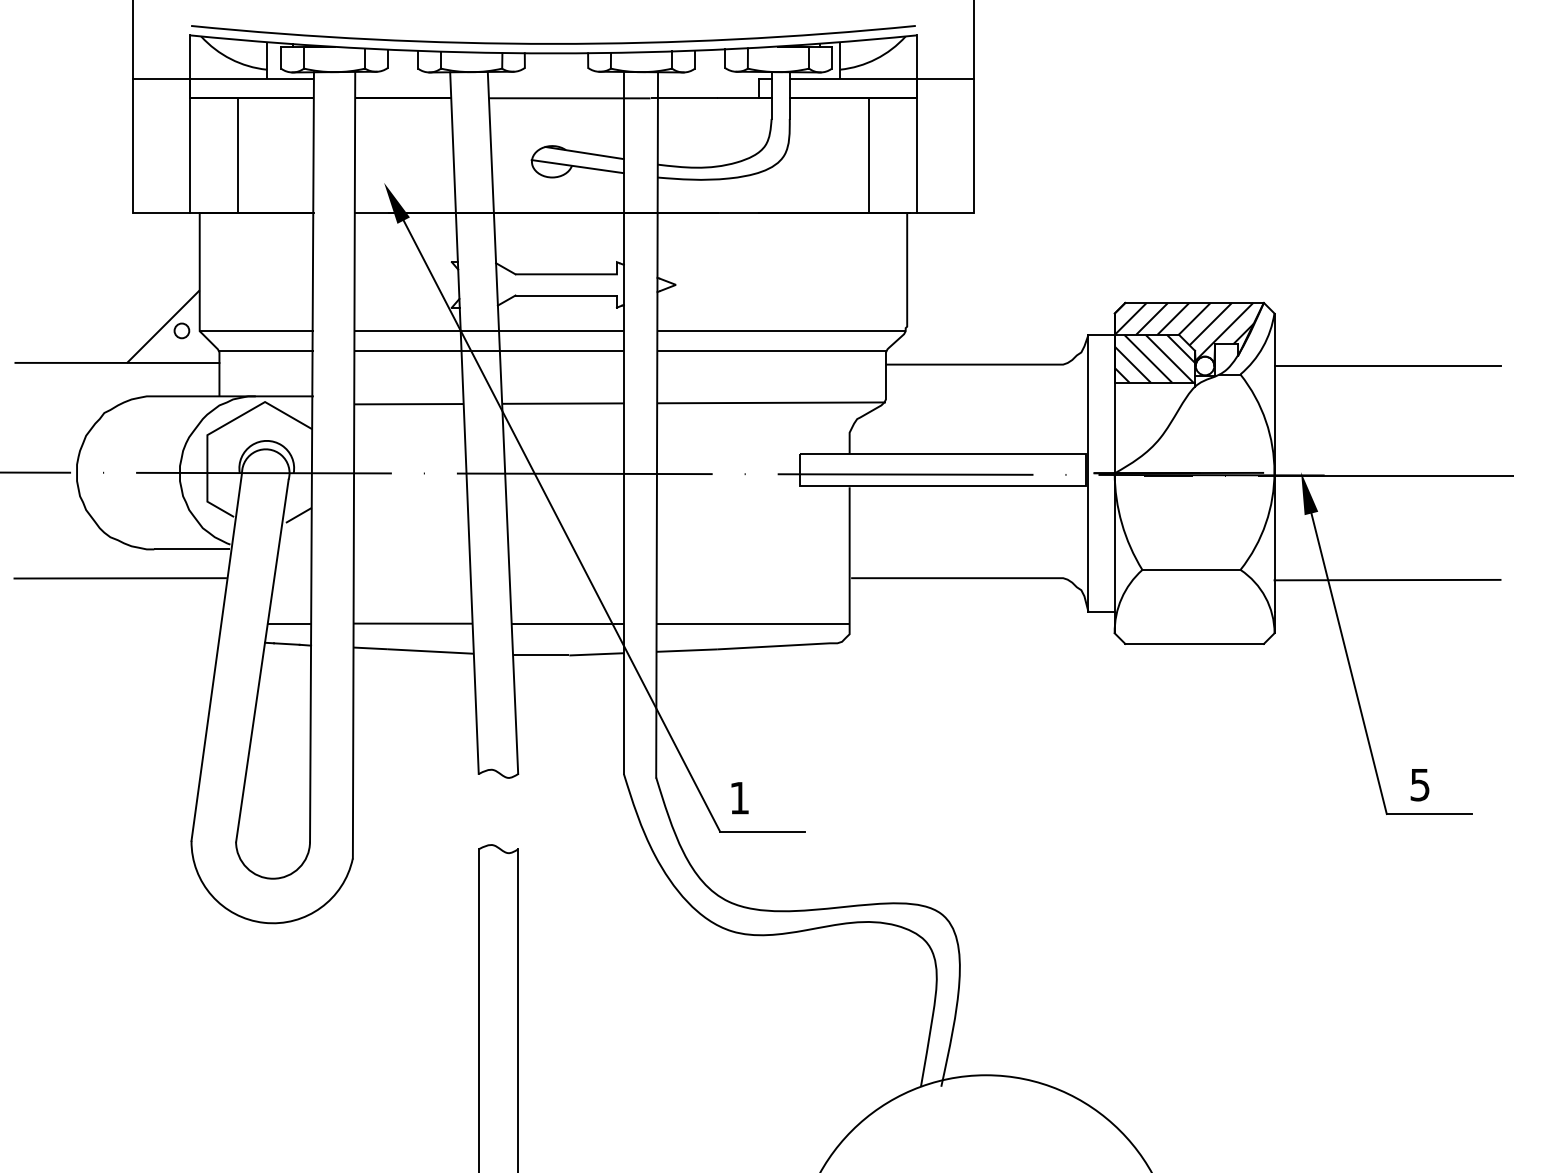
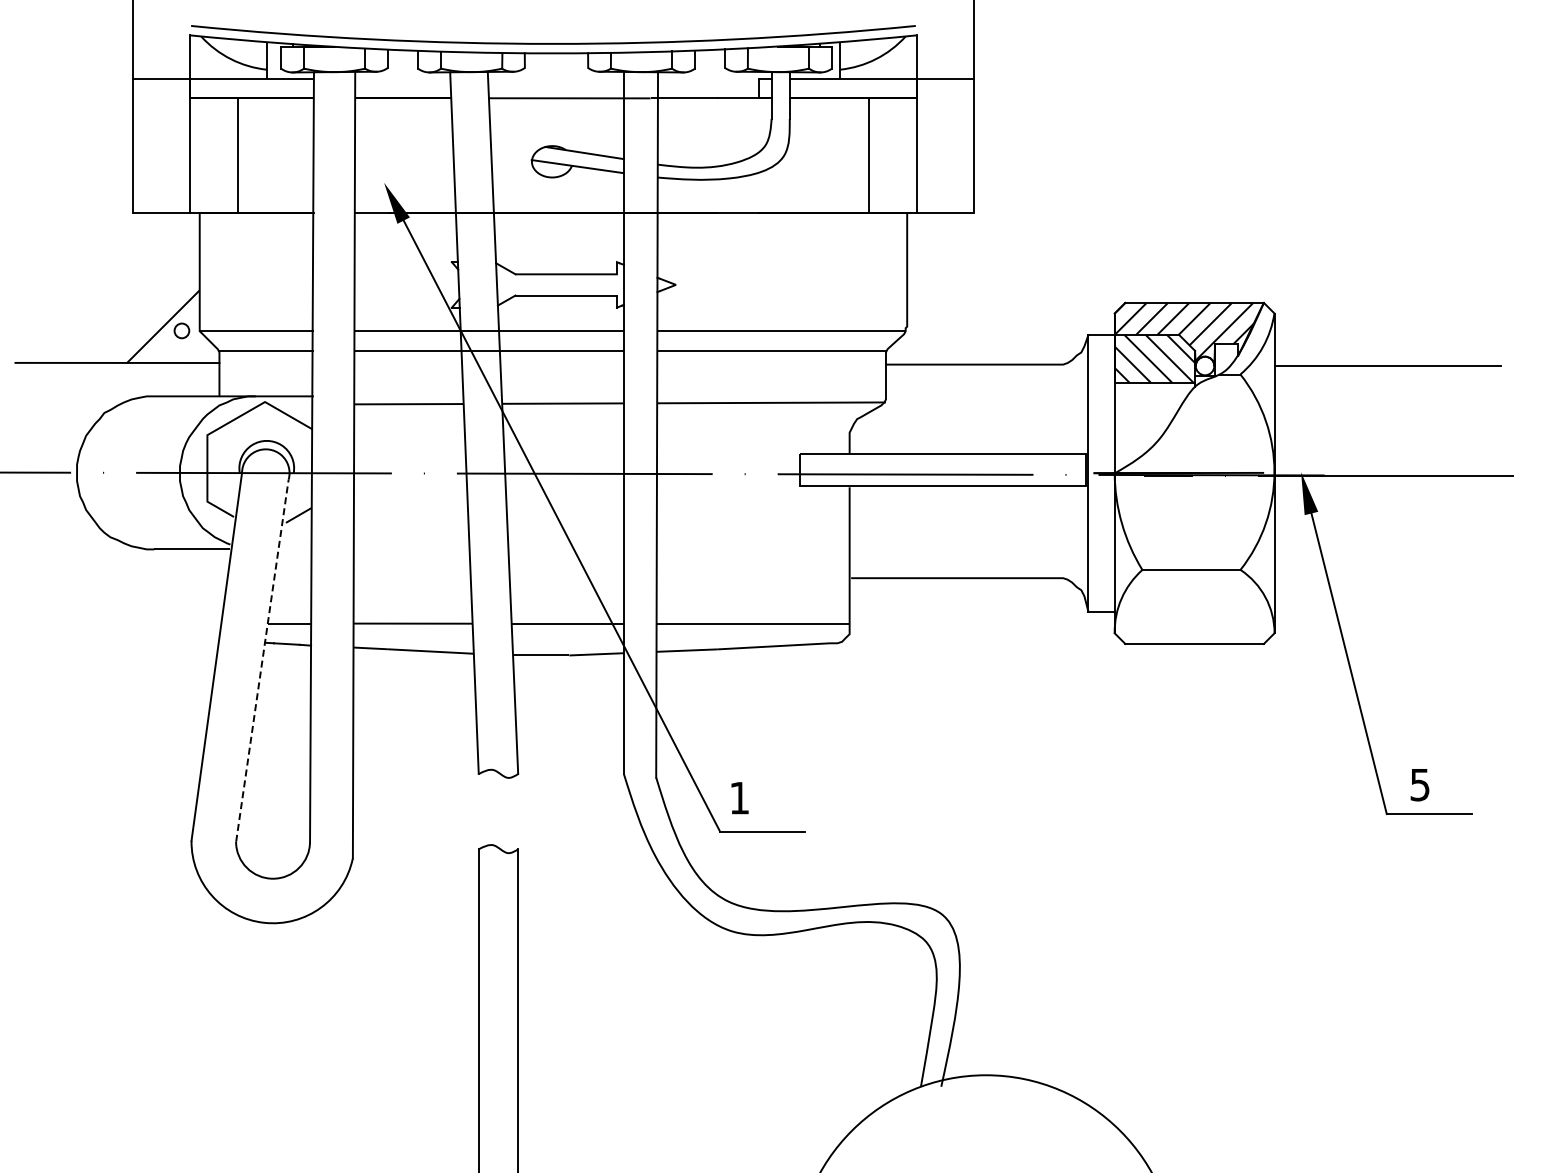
line: present -> none (119, 578)
line: present -> none (1387, 579)
line: solid -> dashed (262, 660)
